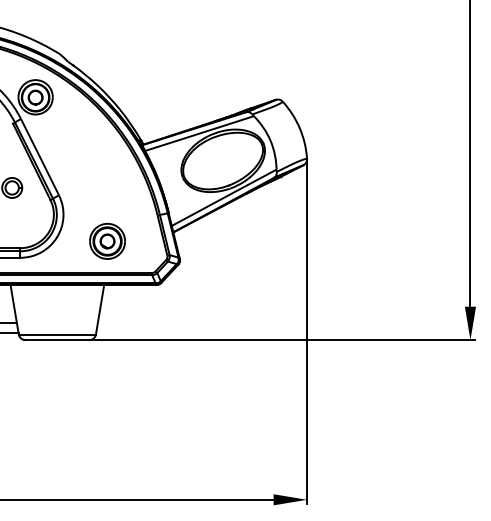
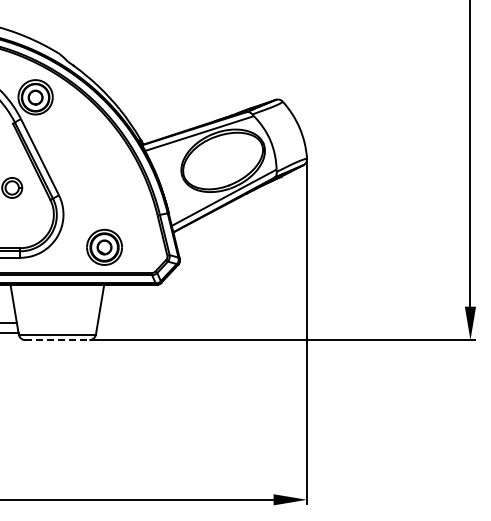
part position: (107, 240) -> (104, 246) (104, 246)
line: solid -> dashed (57, 340)
